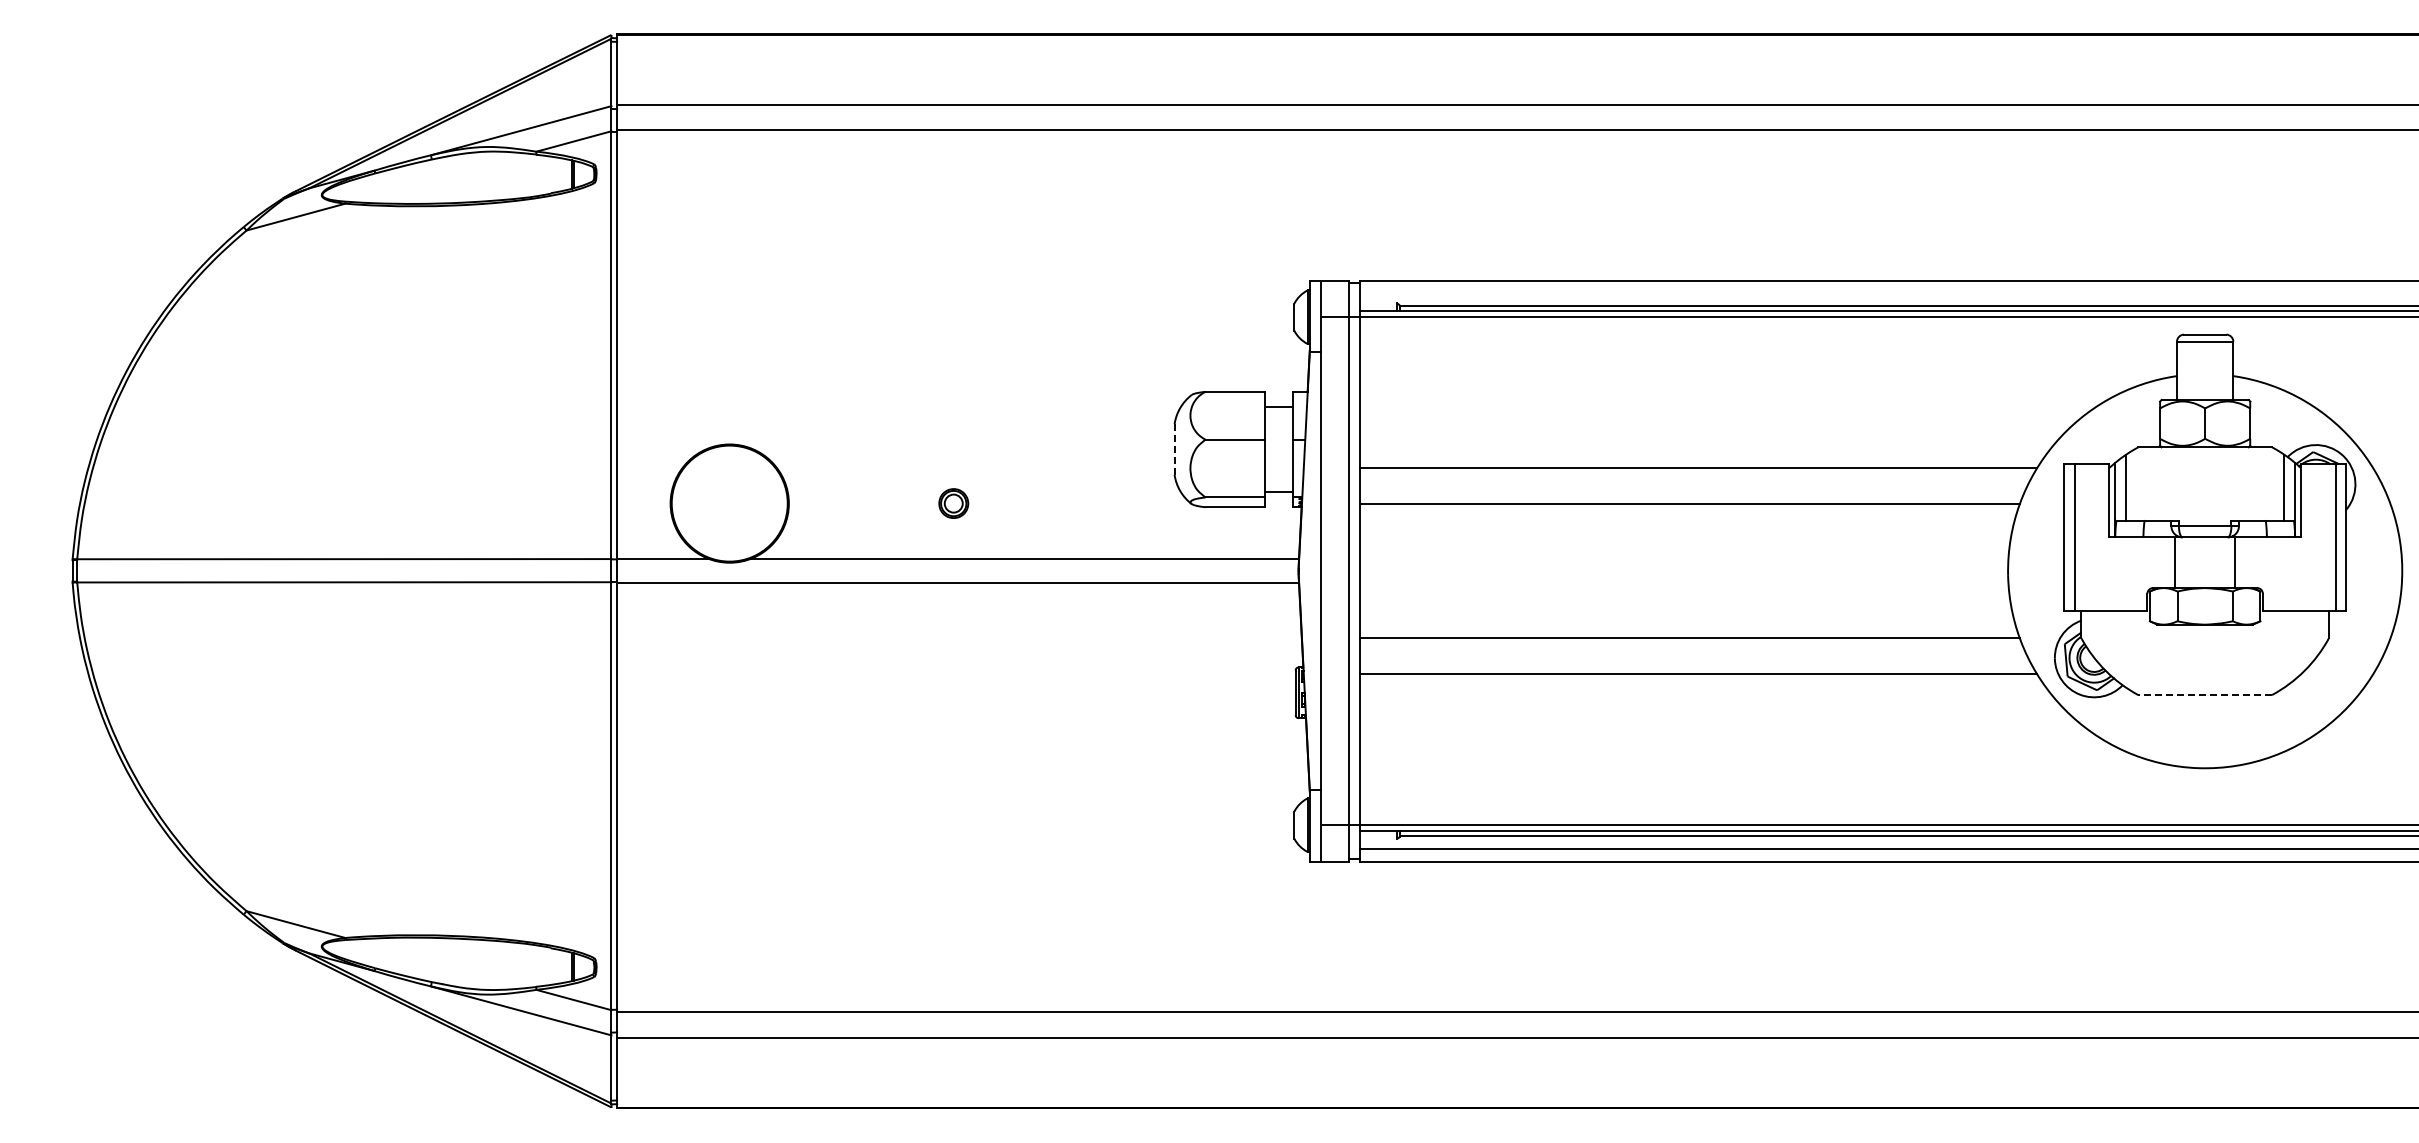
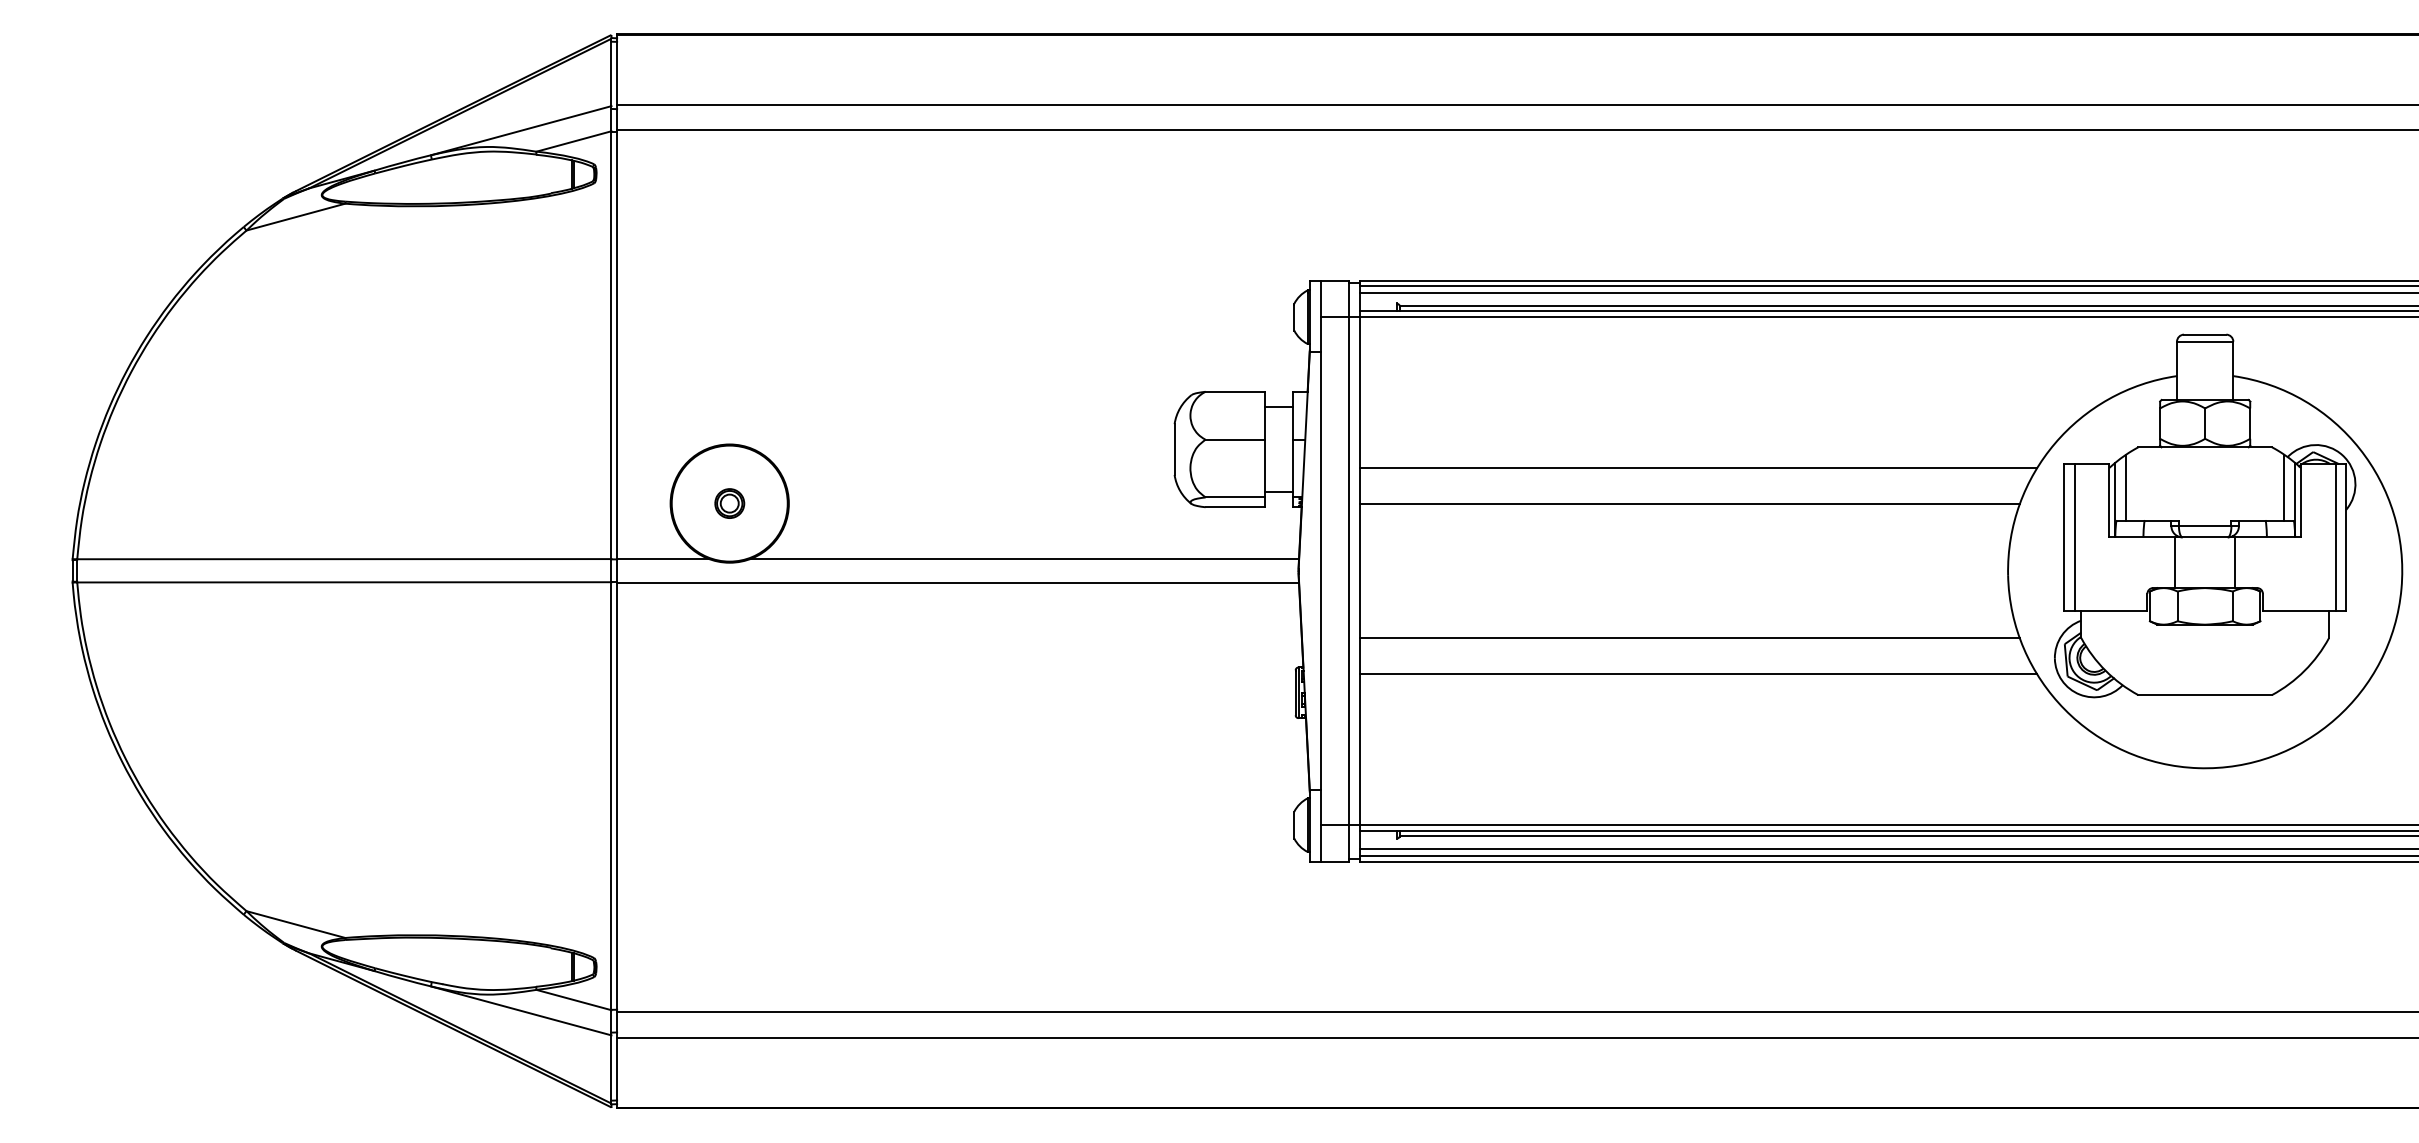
line: none -> present (1887, 286)
line: none -> present (1887, 293)
line: dashed -> solid (1174, 449)
part position: (953, 503) -> (729, 503) (729, 503)
line: dashed -> solid (2205, 695)
line: none -> present (1887, 856)
